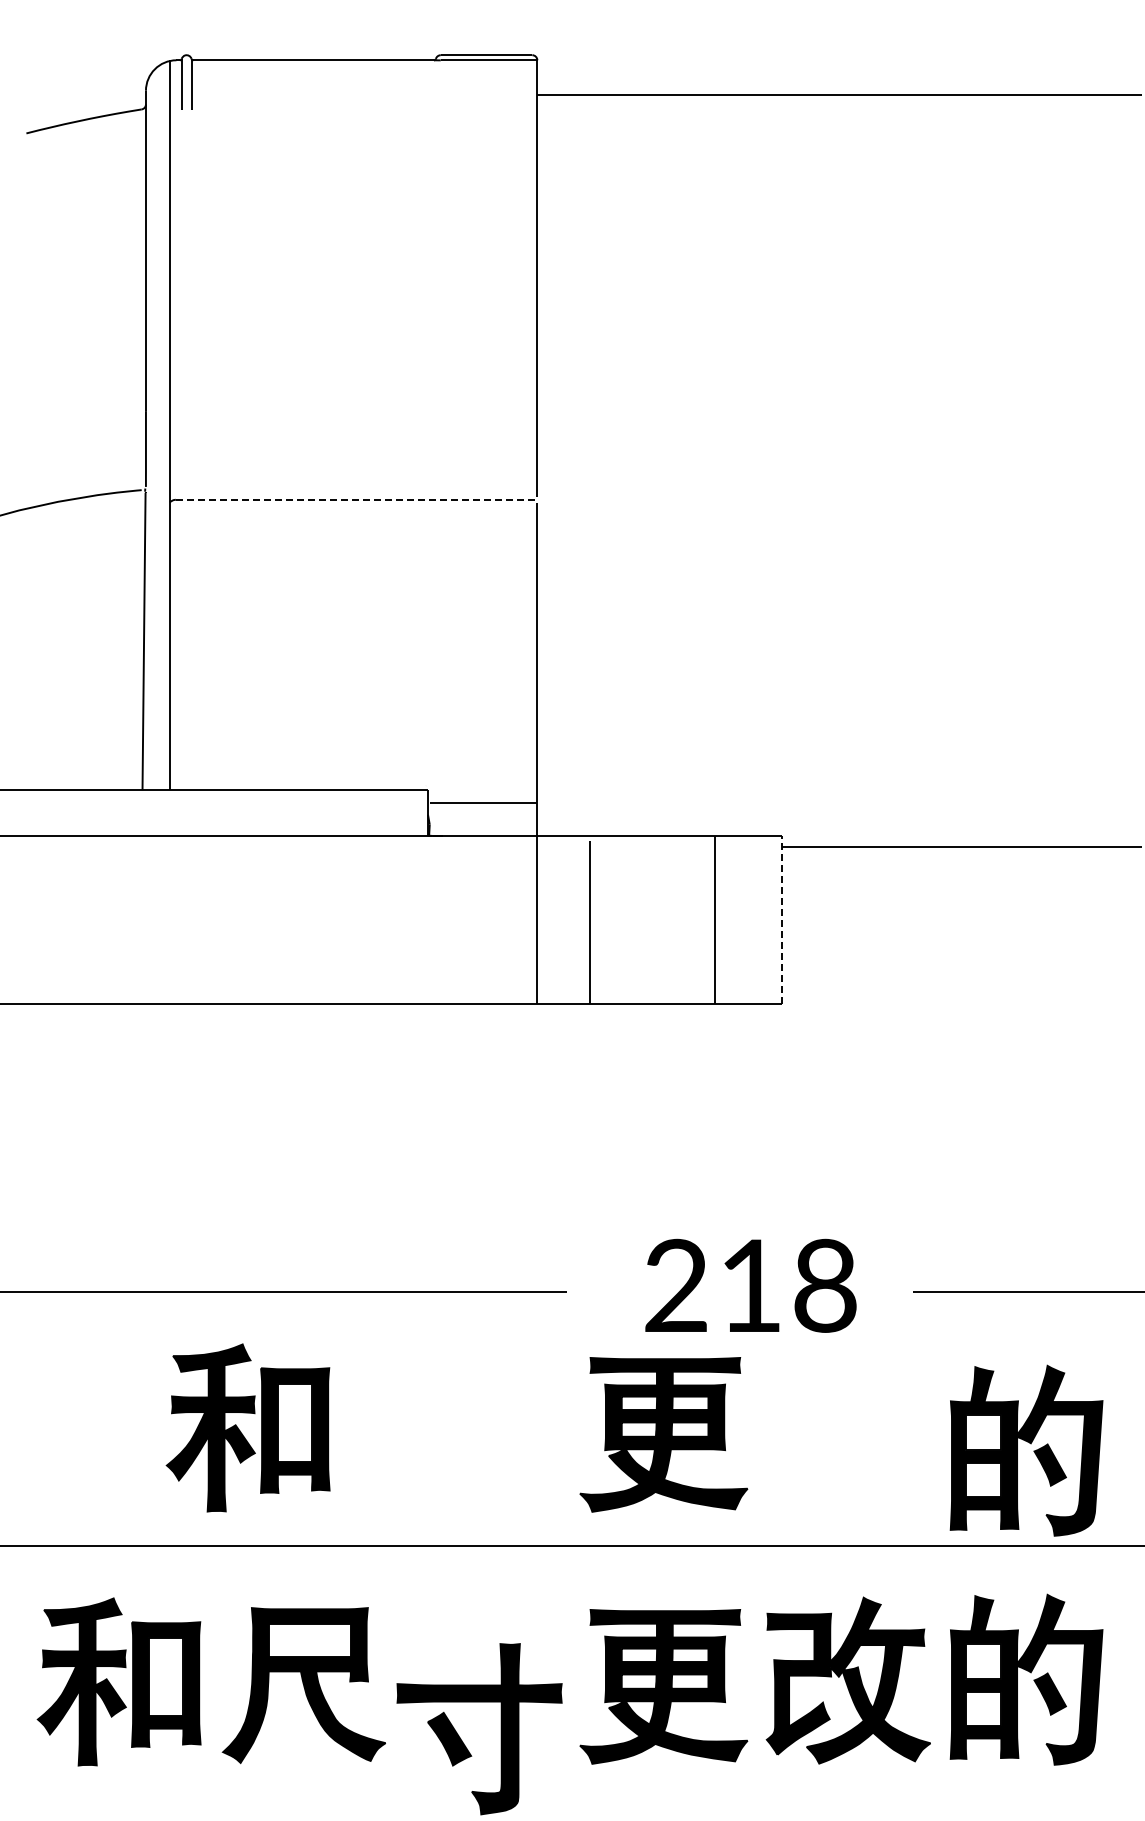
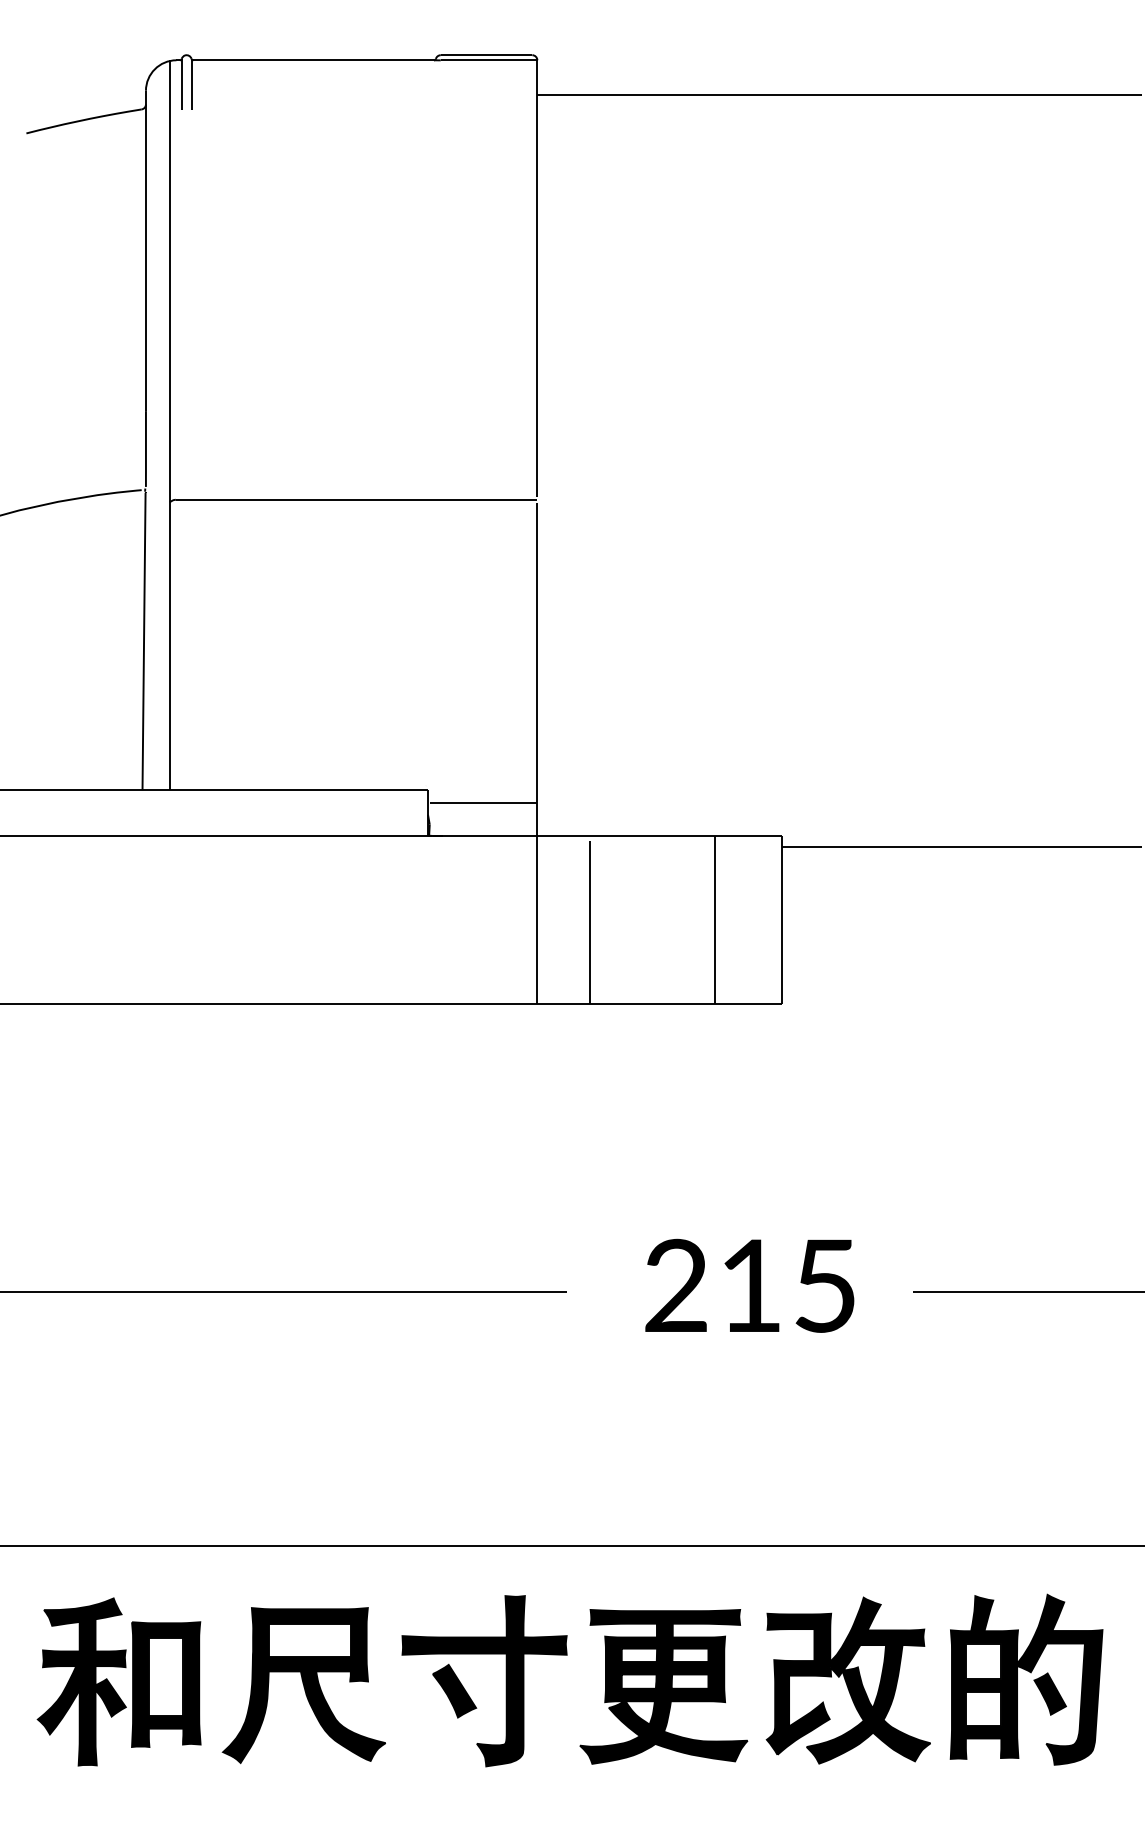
line: dashed -> solid (356, 499)
line: dashed -> solid (781, 919)
text: 218 -> 215 (825, 1285)
part: present -> none (240, 1430)
part: present -> none (663, 1434)
part: present -> none (1033, 1450)
part position: (461, 1738) -> (466, 1690) (466, 1690)
